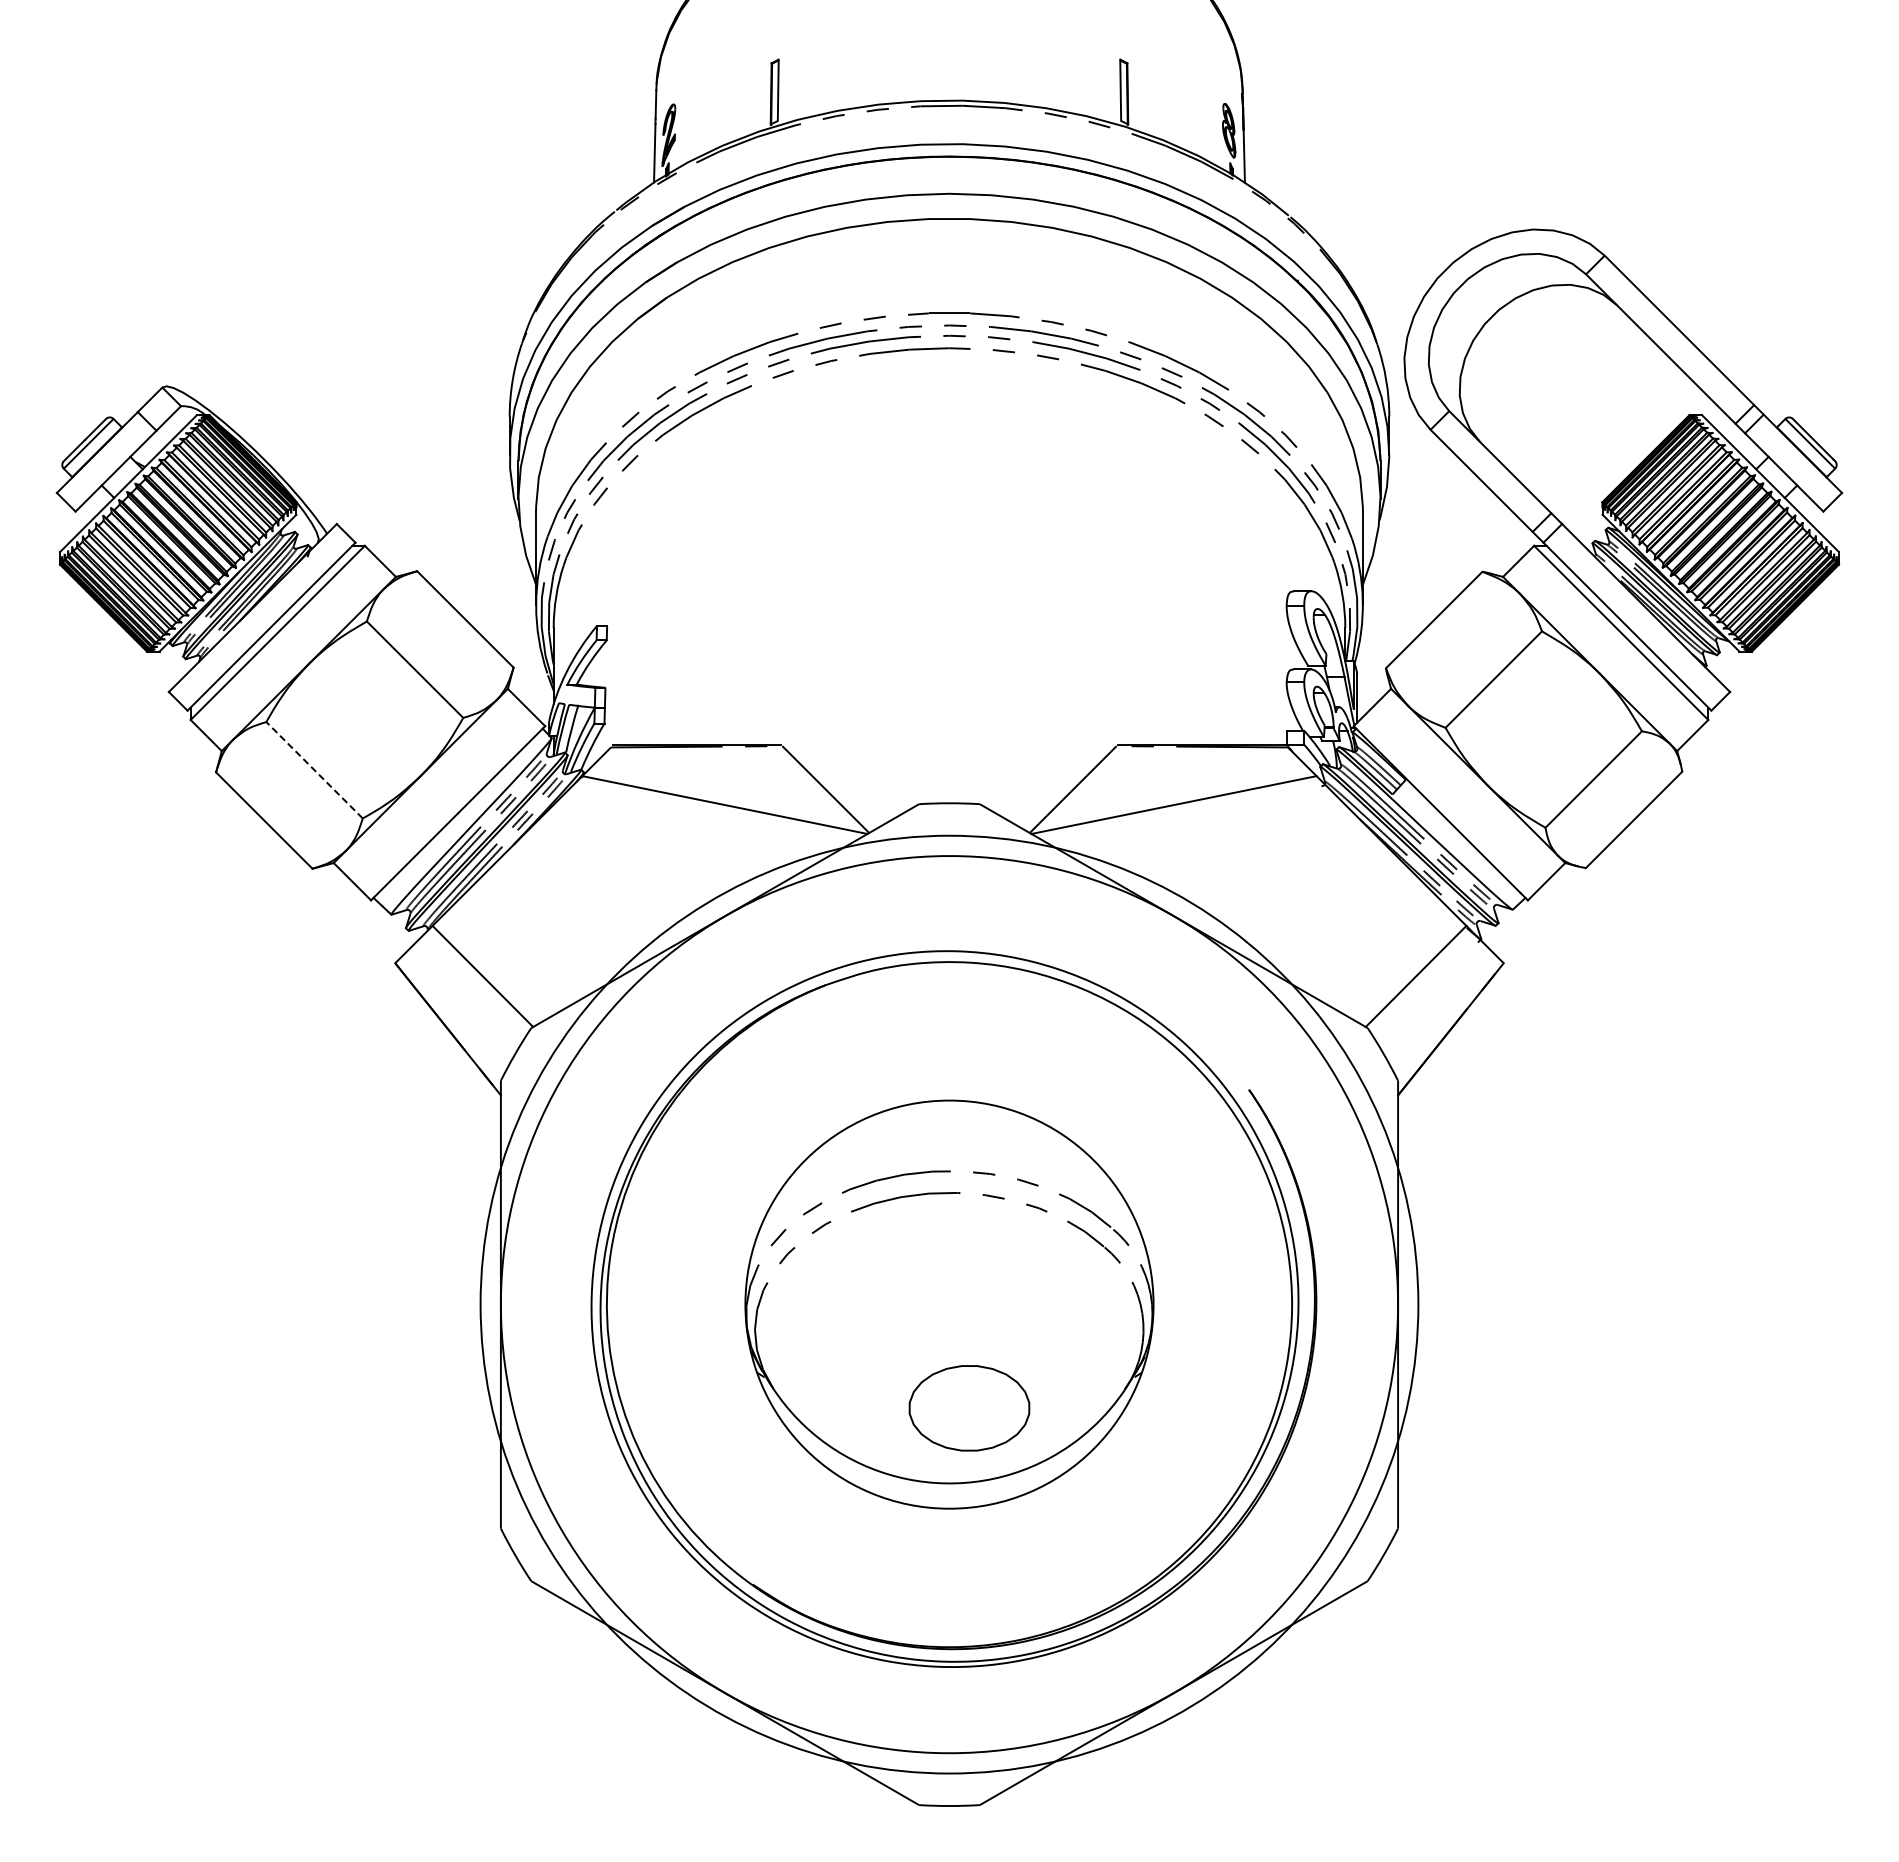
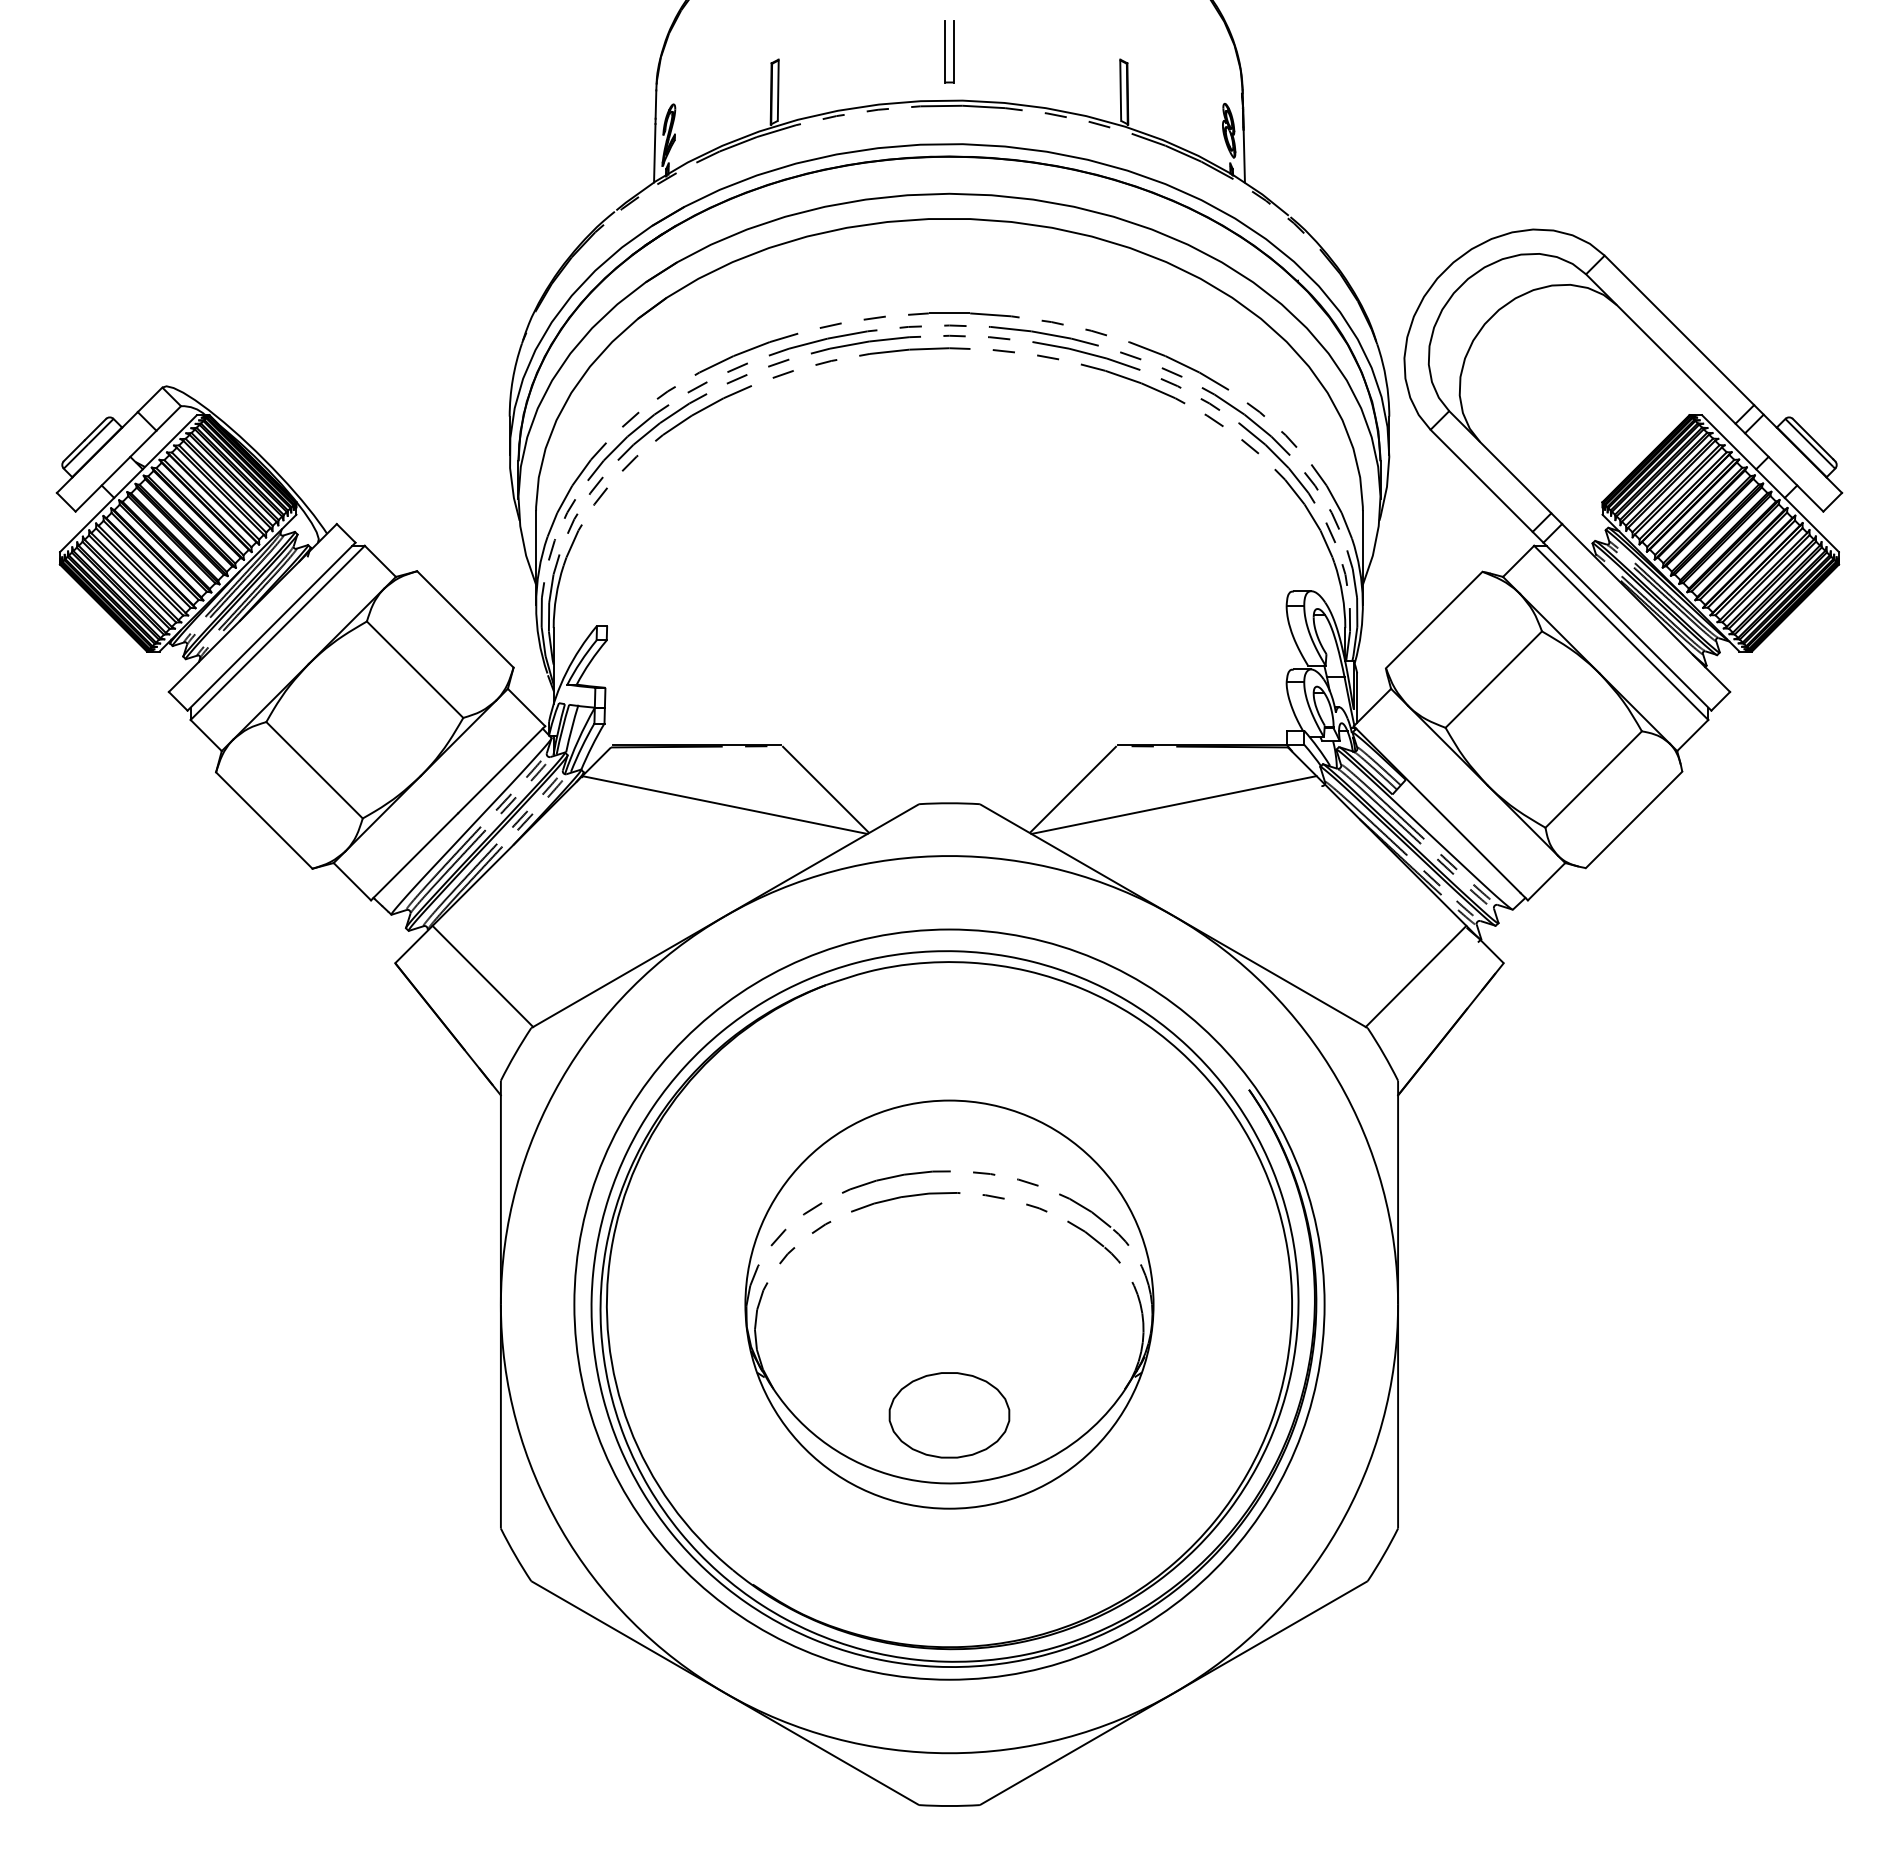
part: none -> present (949, 51)
line: dashed -> solid (314, 769)
circle diameter: 938 px -> 750 px (949, 1304)
part position: (969, 1408) -> (949, 1415) (949, 1415)
